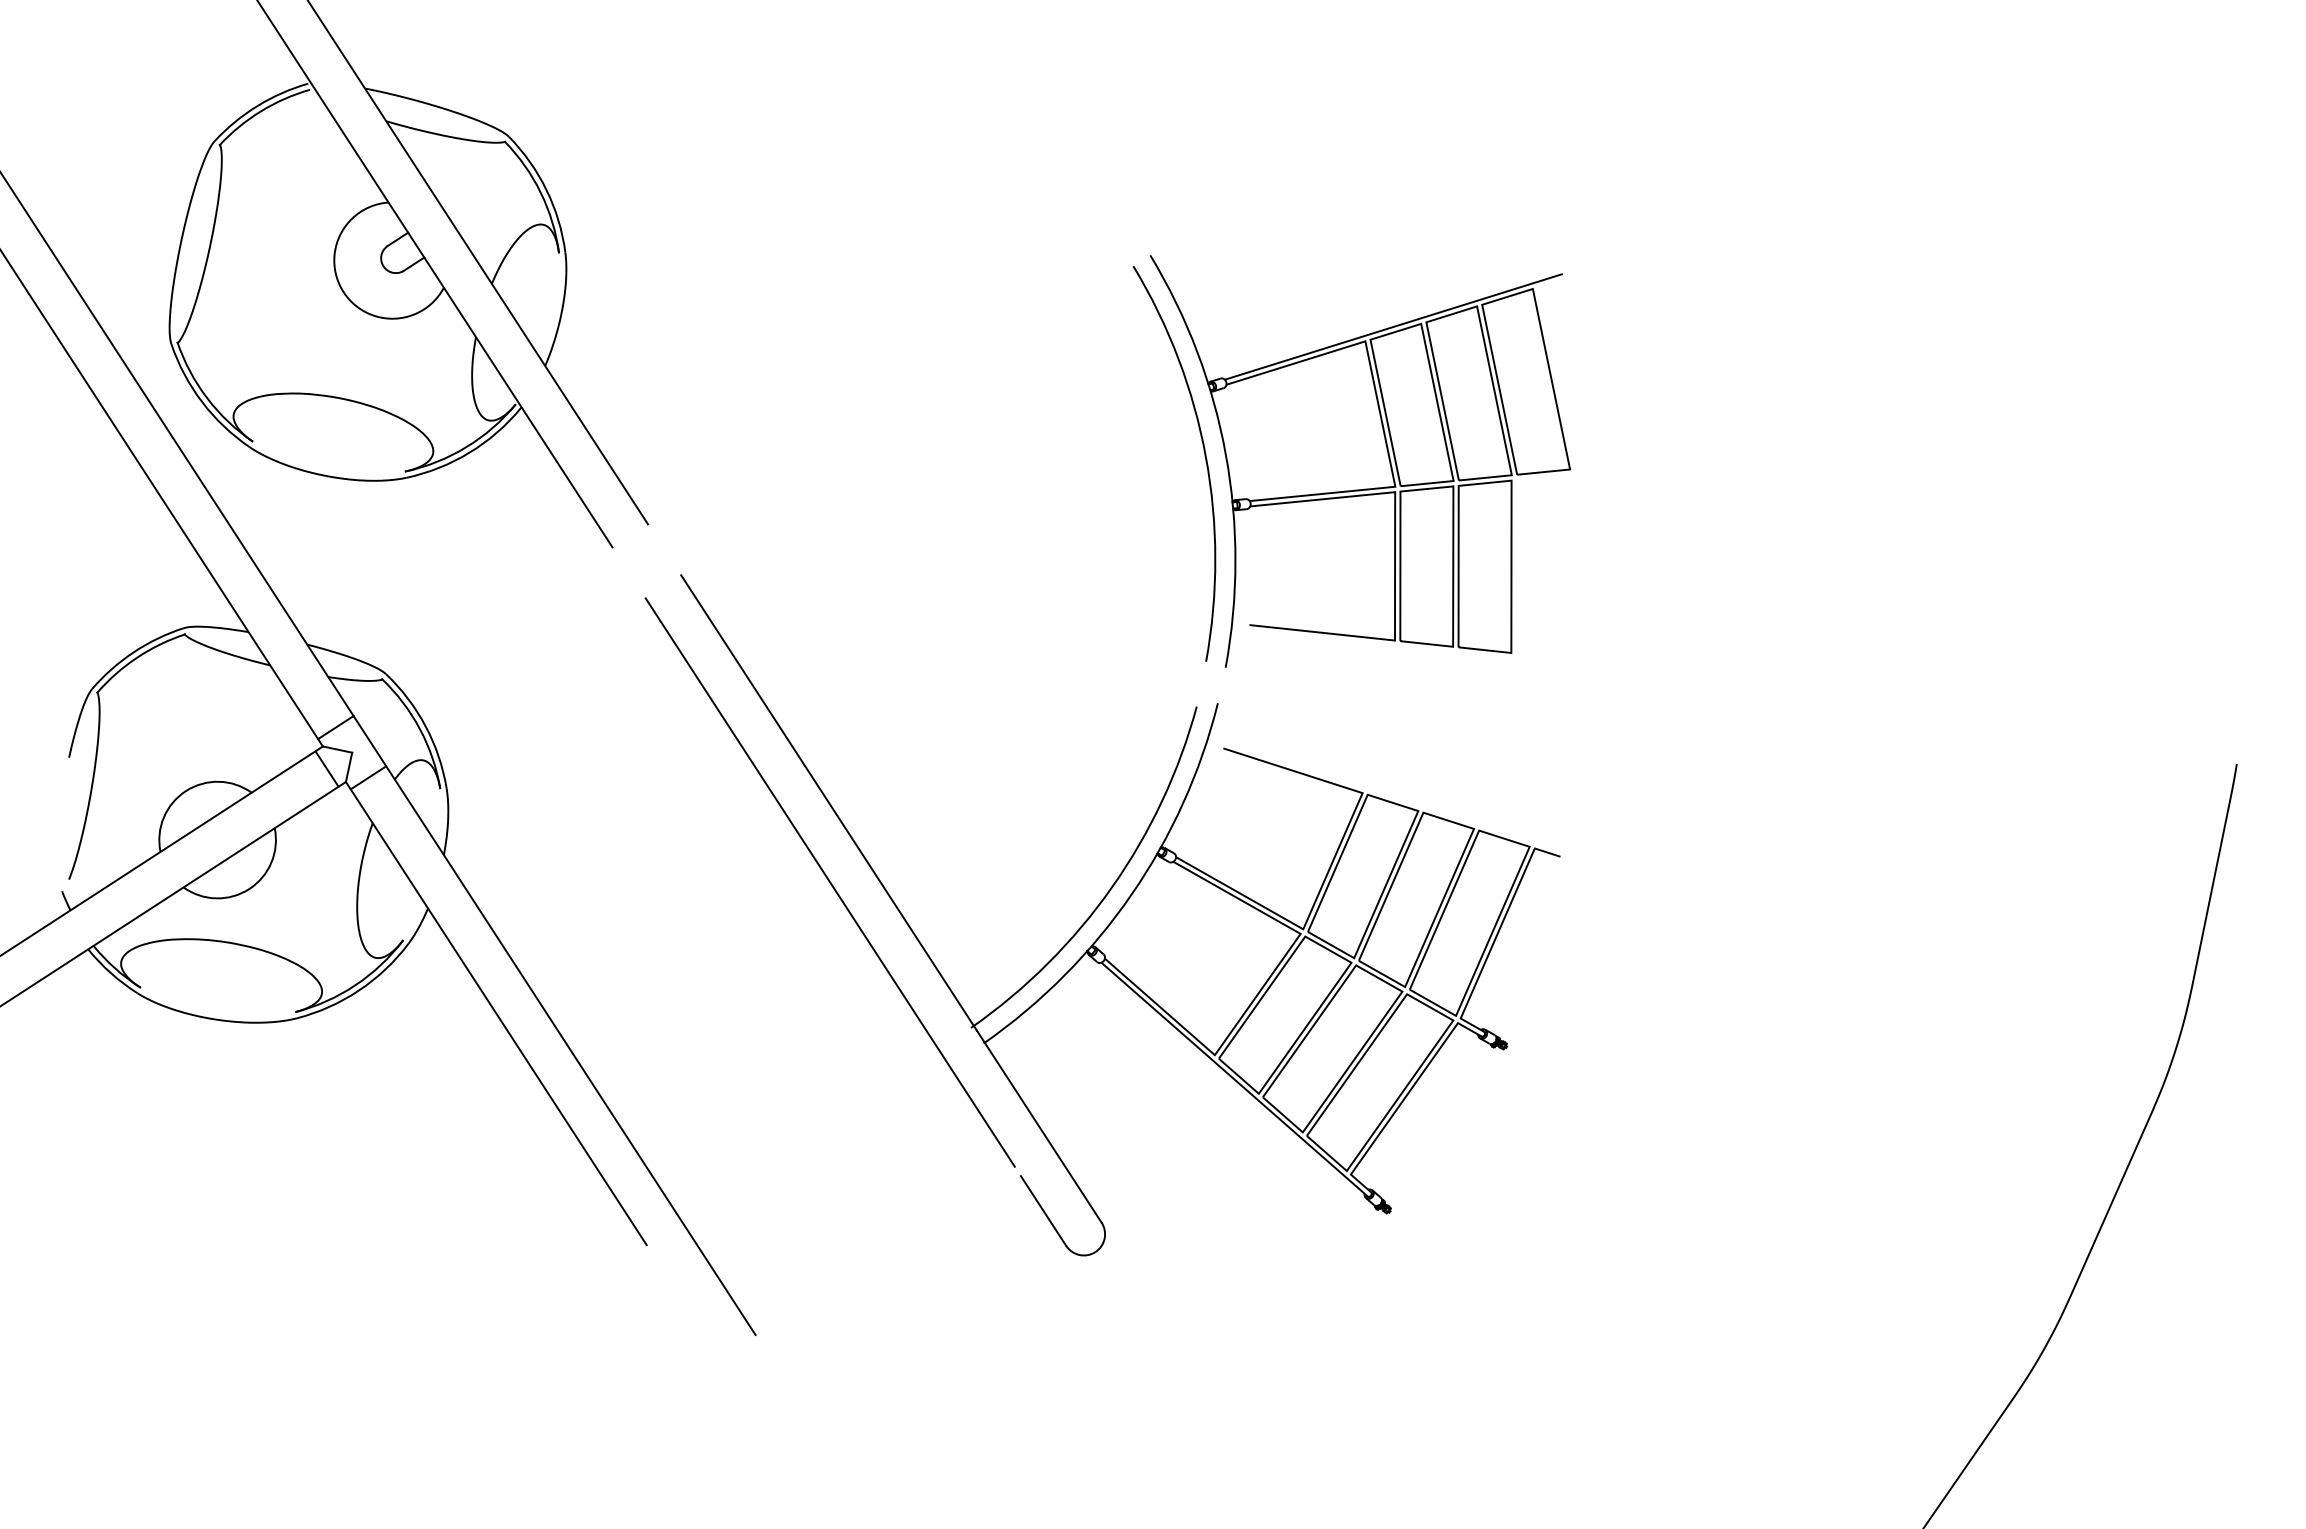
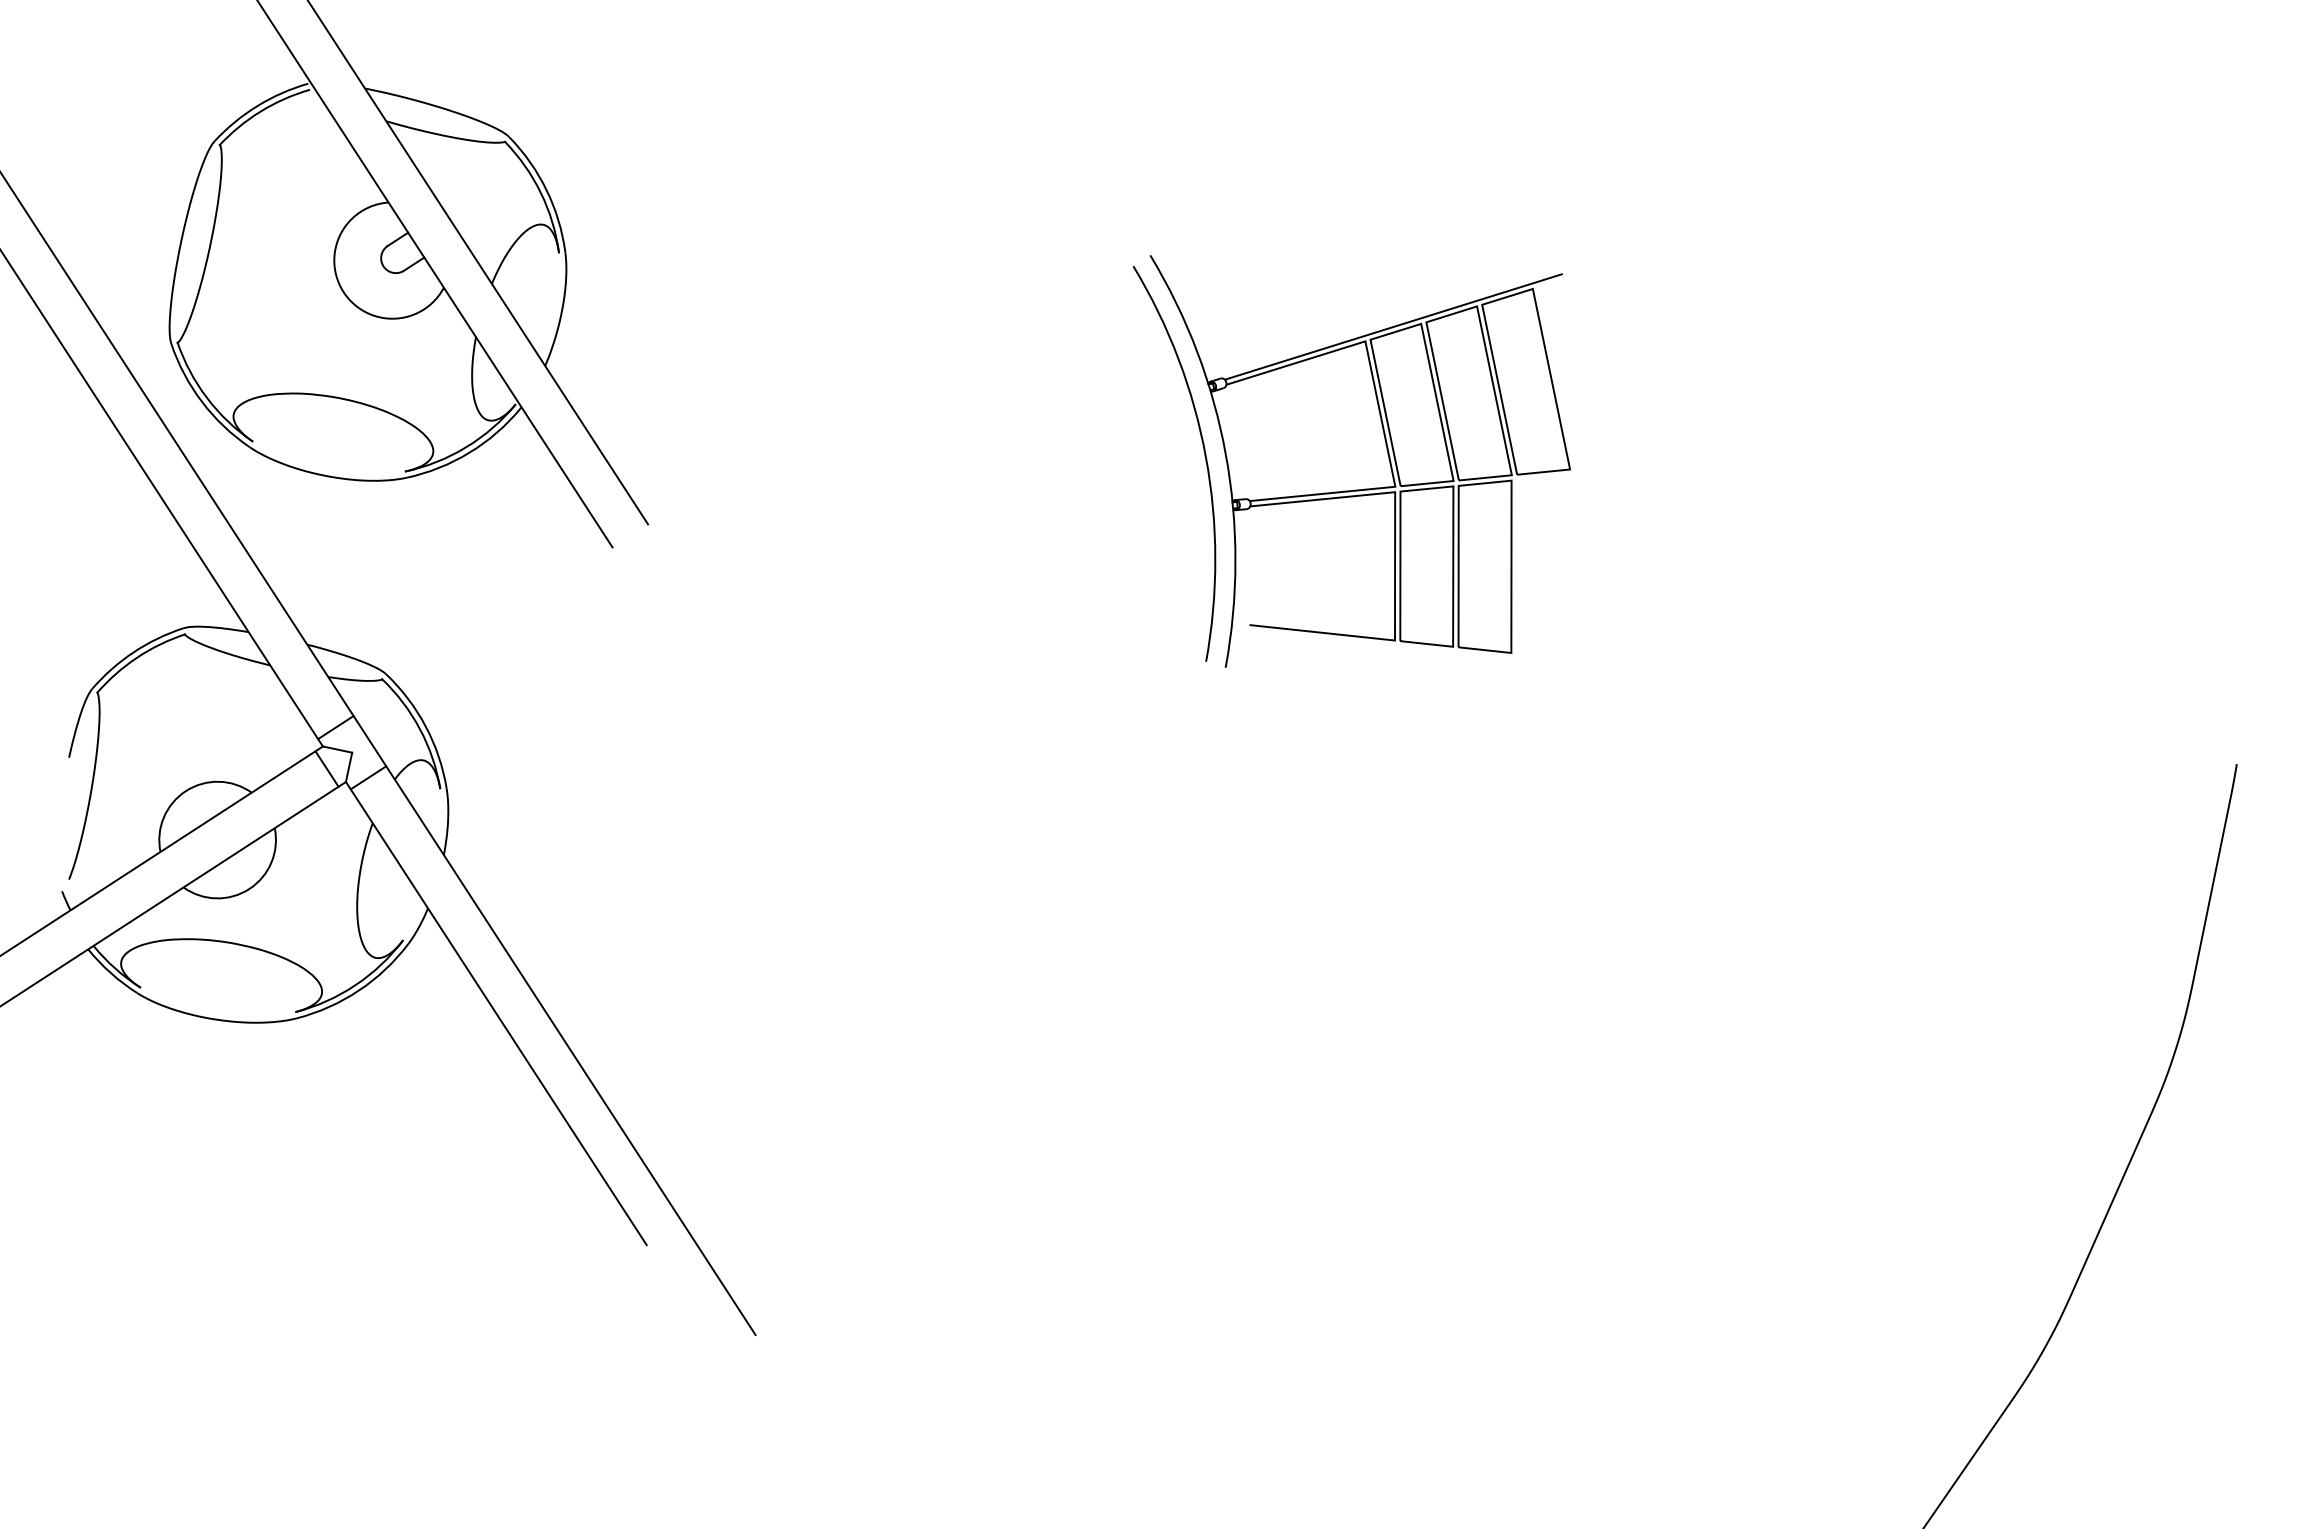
part: present -> none (1095, 911)
